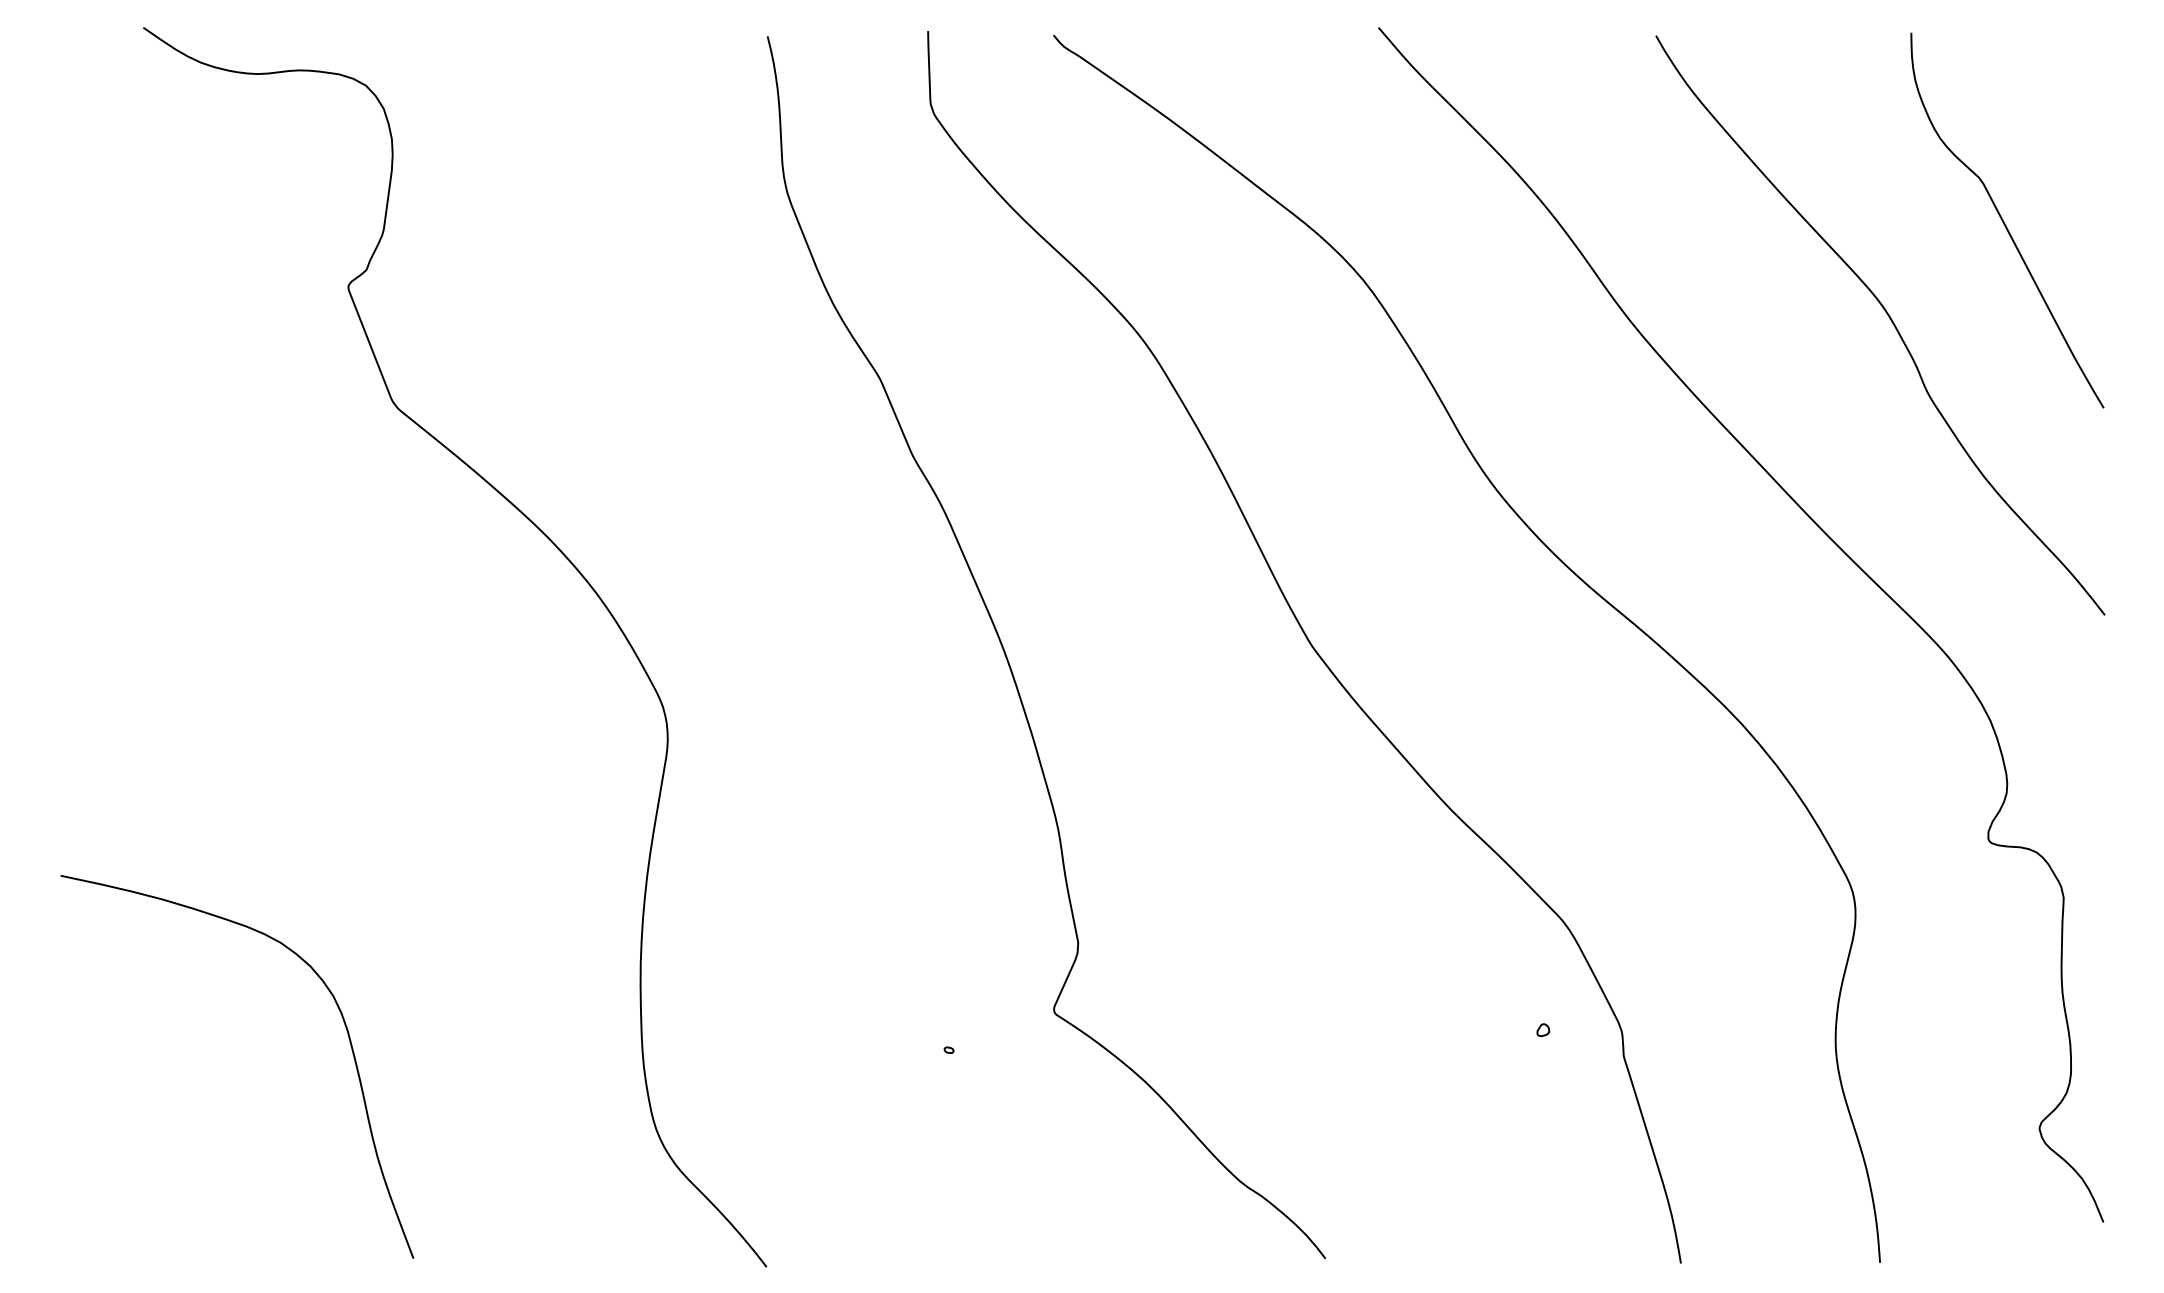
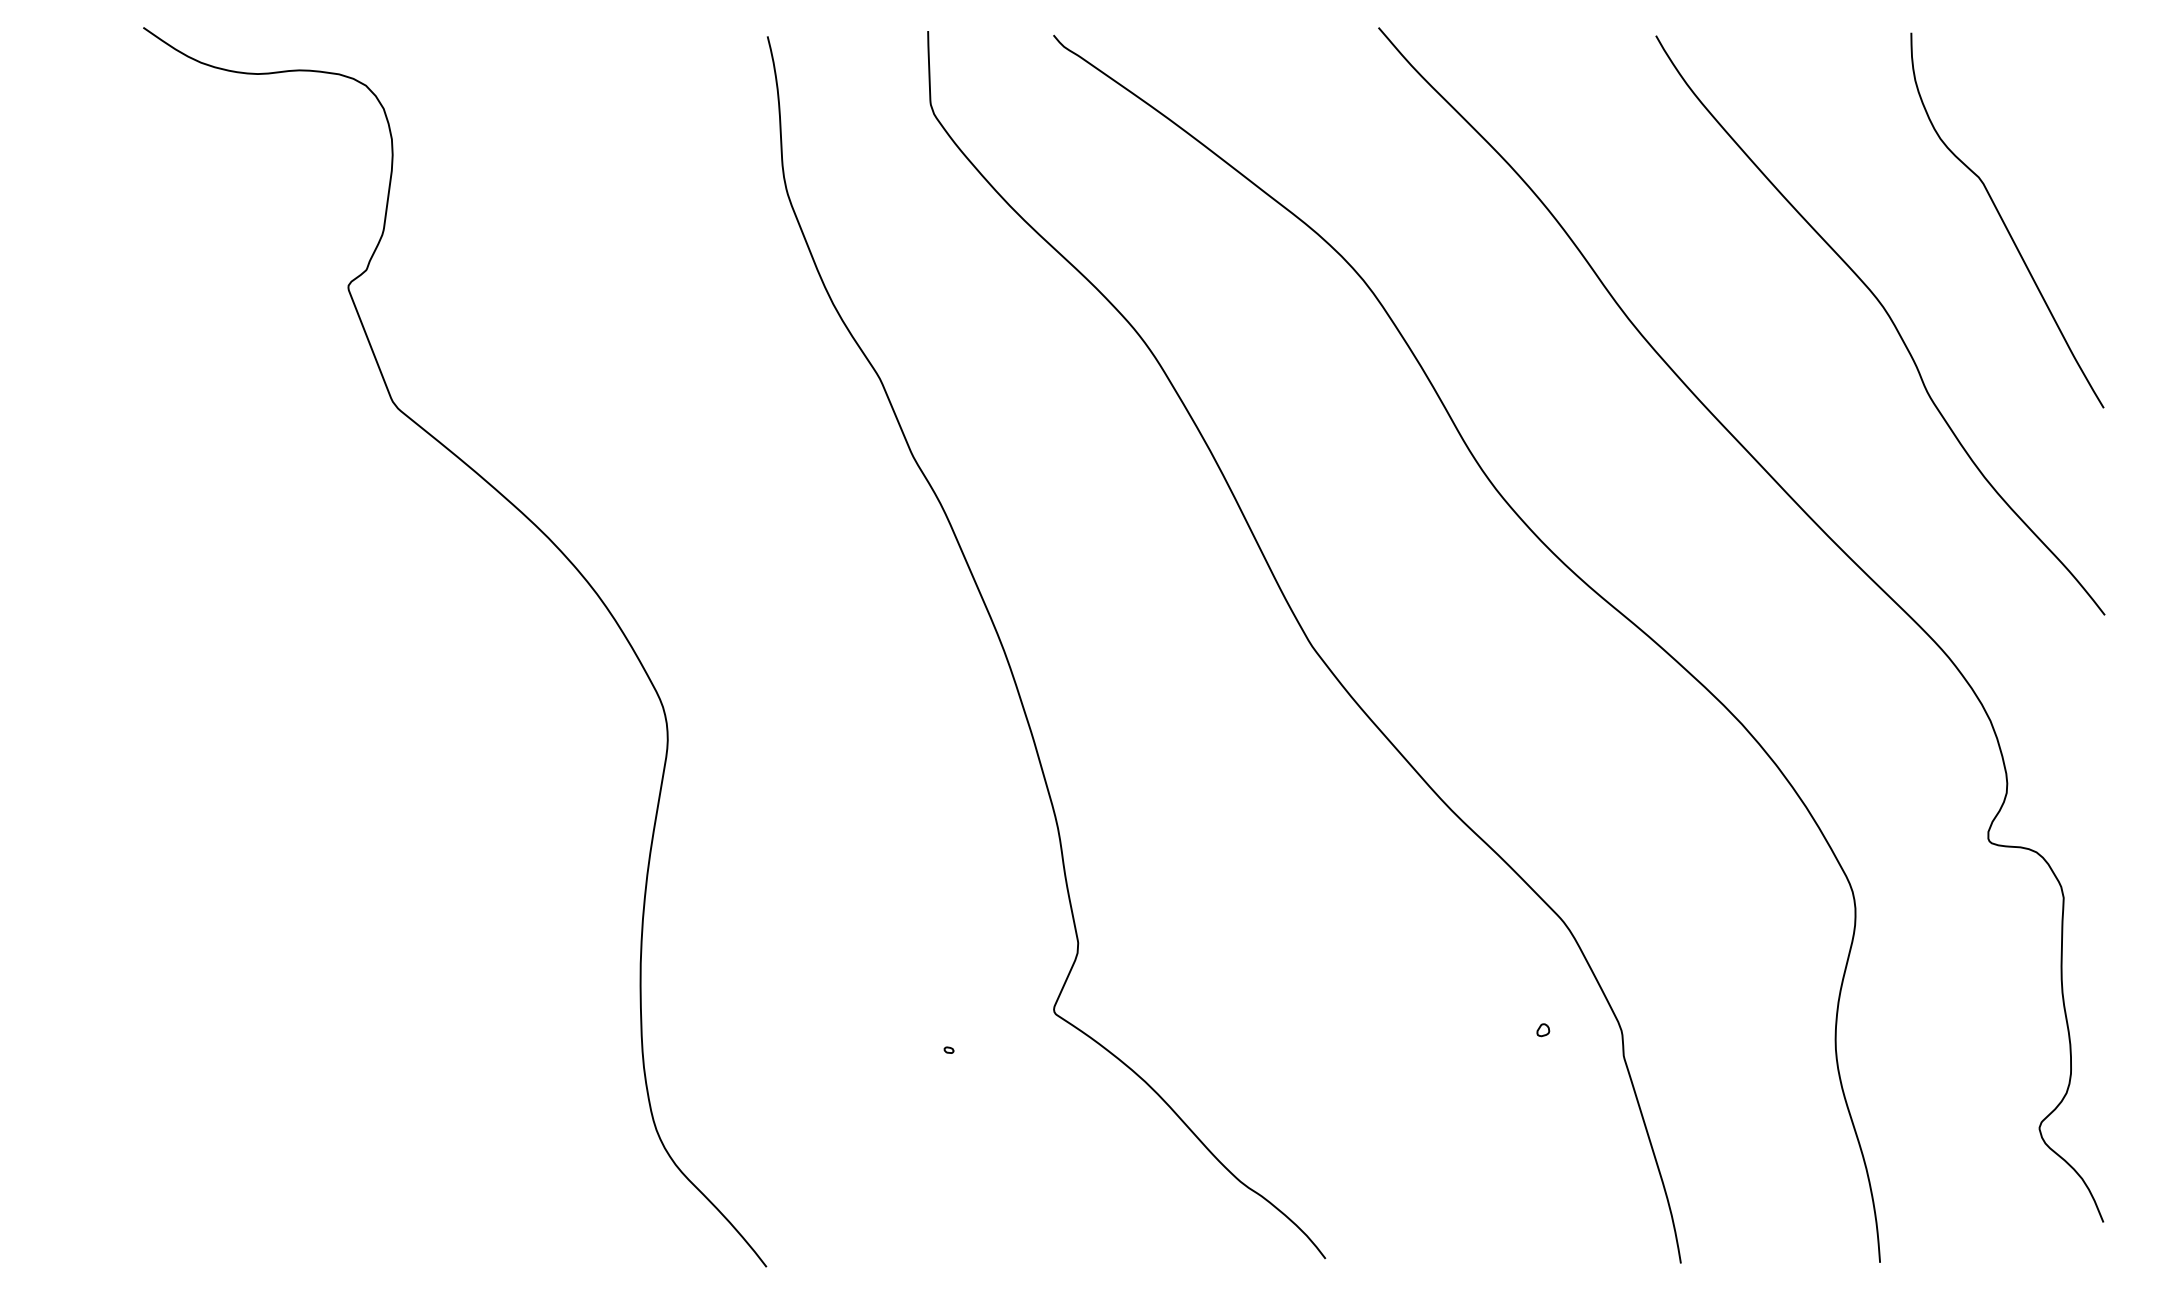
curve: present -> none (348, 1038)
